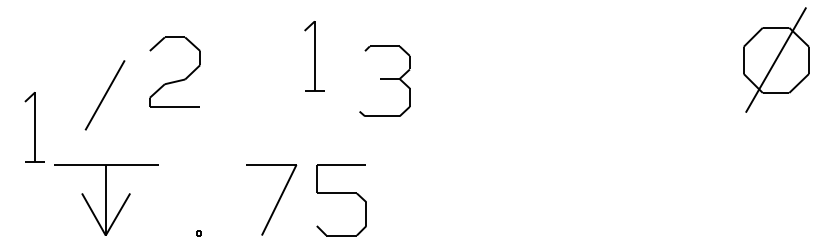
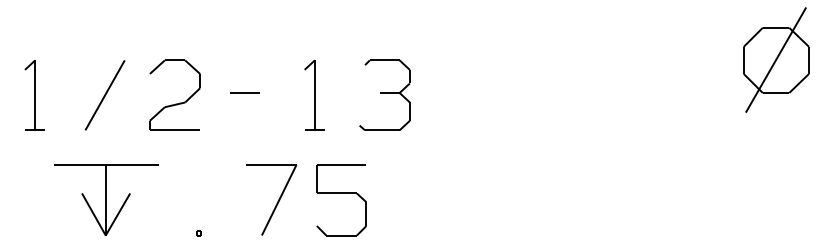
part position: (314, 56) -> (314, 95) (314, 95)
part position: (175, 80) -> (175, 103) (175, 103)
part position: (384, 80) -> (384, 94) (384, 94)
line: none -> present (244, 92)
part position: (34, 127) -> (34, 95) (34, 95)
